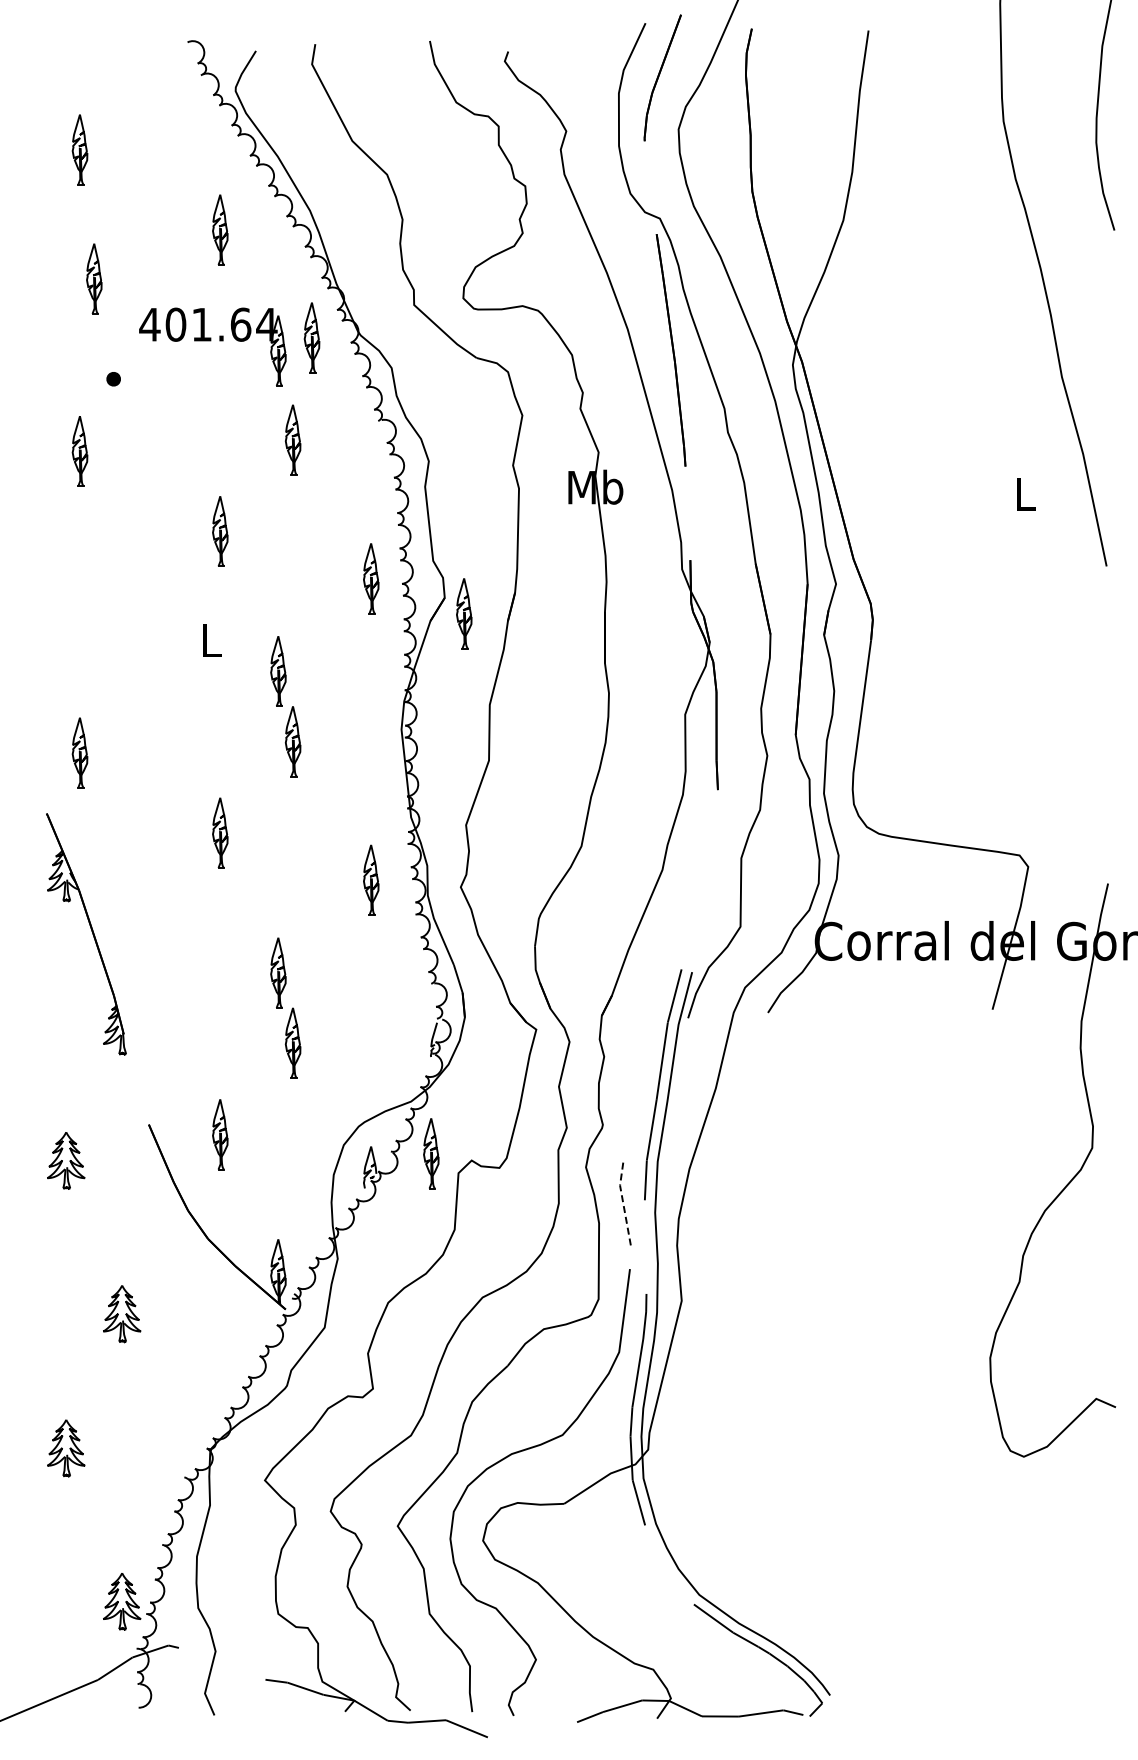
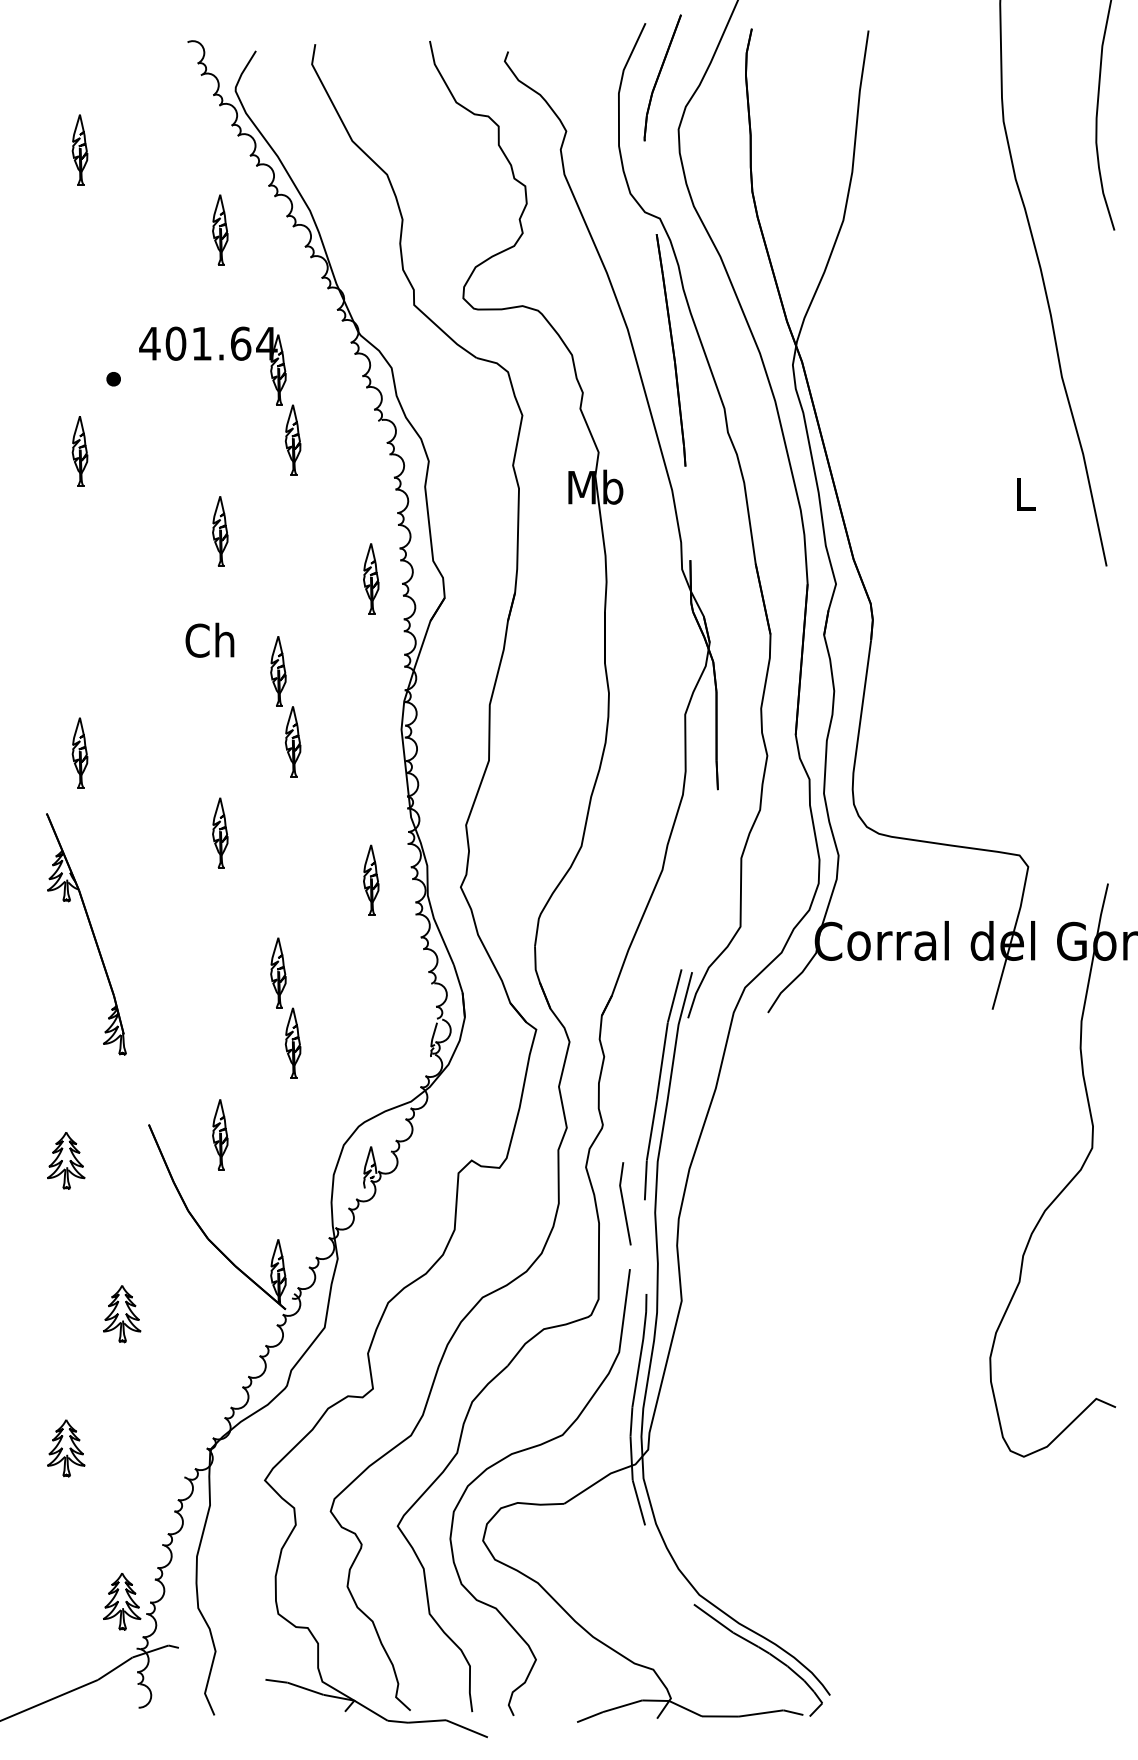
part: present -> none (94, 278)
part: present -> none (311, 337)
part position: (212, 346) -> (212, 365) (212, 365)
part: present -> none (464, 613)
text: L -> Ch (209, 639)
part: present -> none (431, 1153)
line: dashed -> solid (623, 1203)
